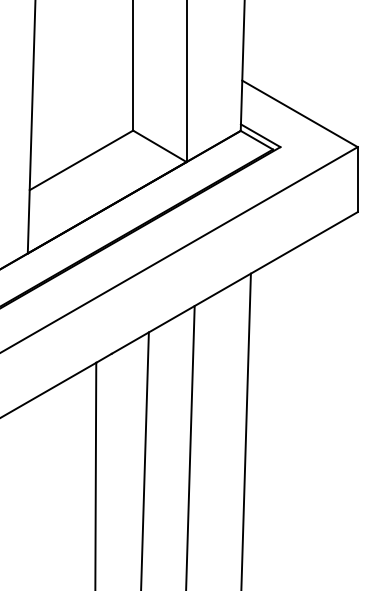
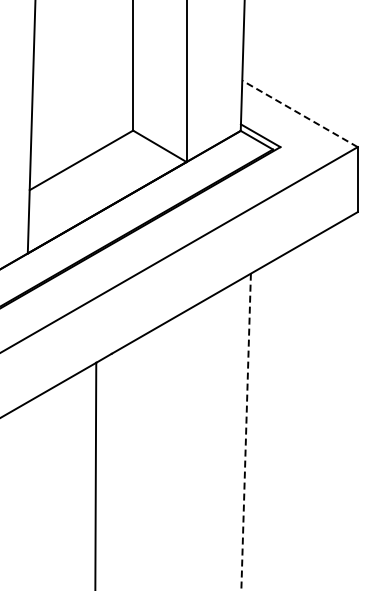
line: solid -> dashed (300, 113)
line: solid -> dashed (246, 432)
line: present -> none (190, 446)
line: present -> none (144, 459)
